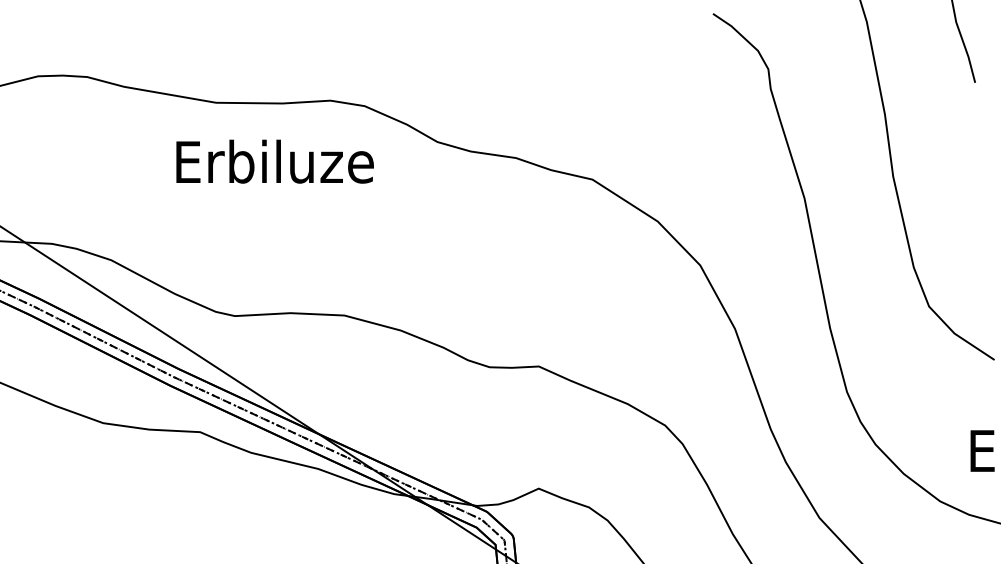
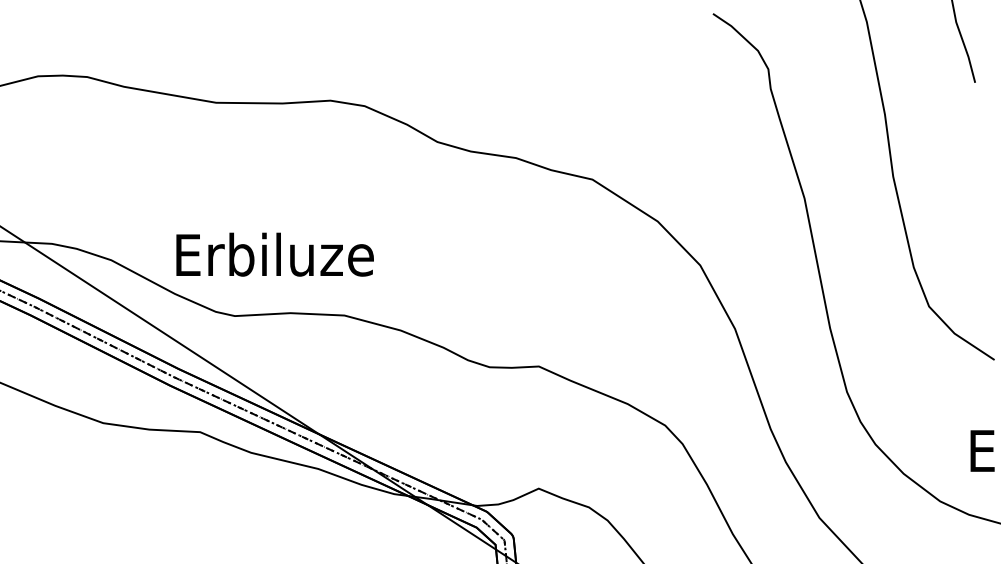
text position: (274, 161) -> (274, 254) (274, 254)
